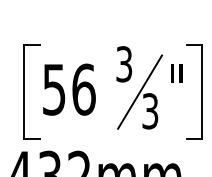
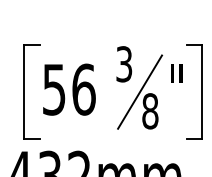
text: 3 -> 8 (150, 111)
